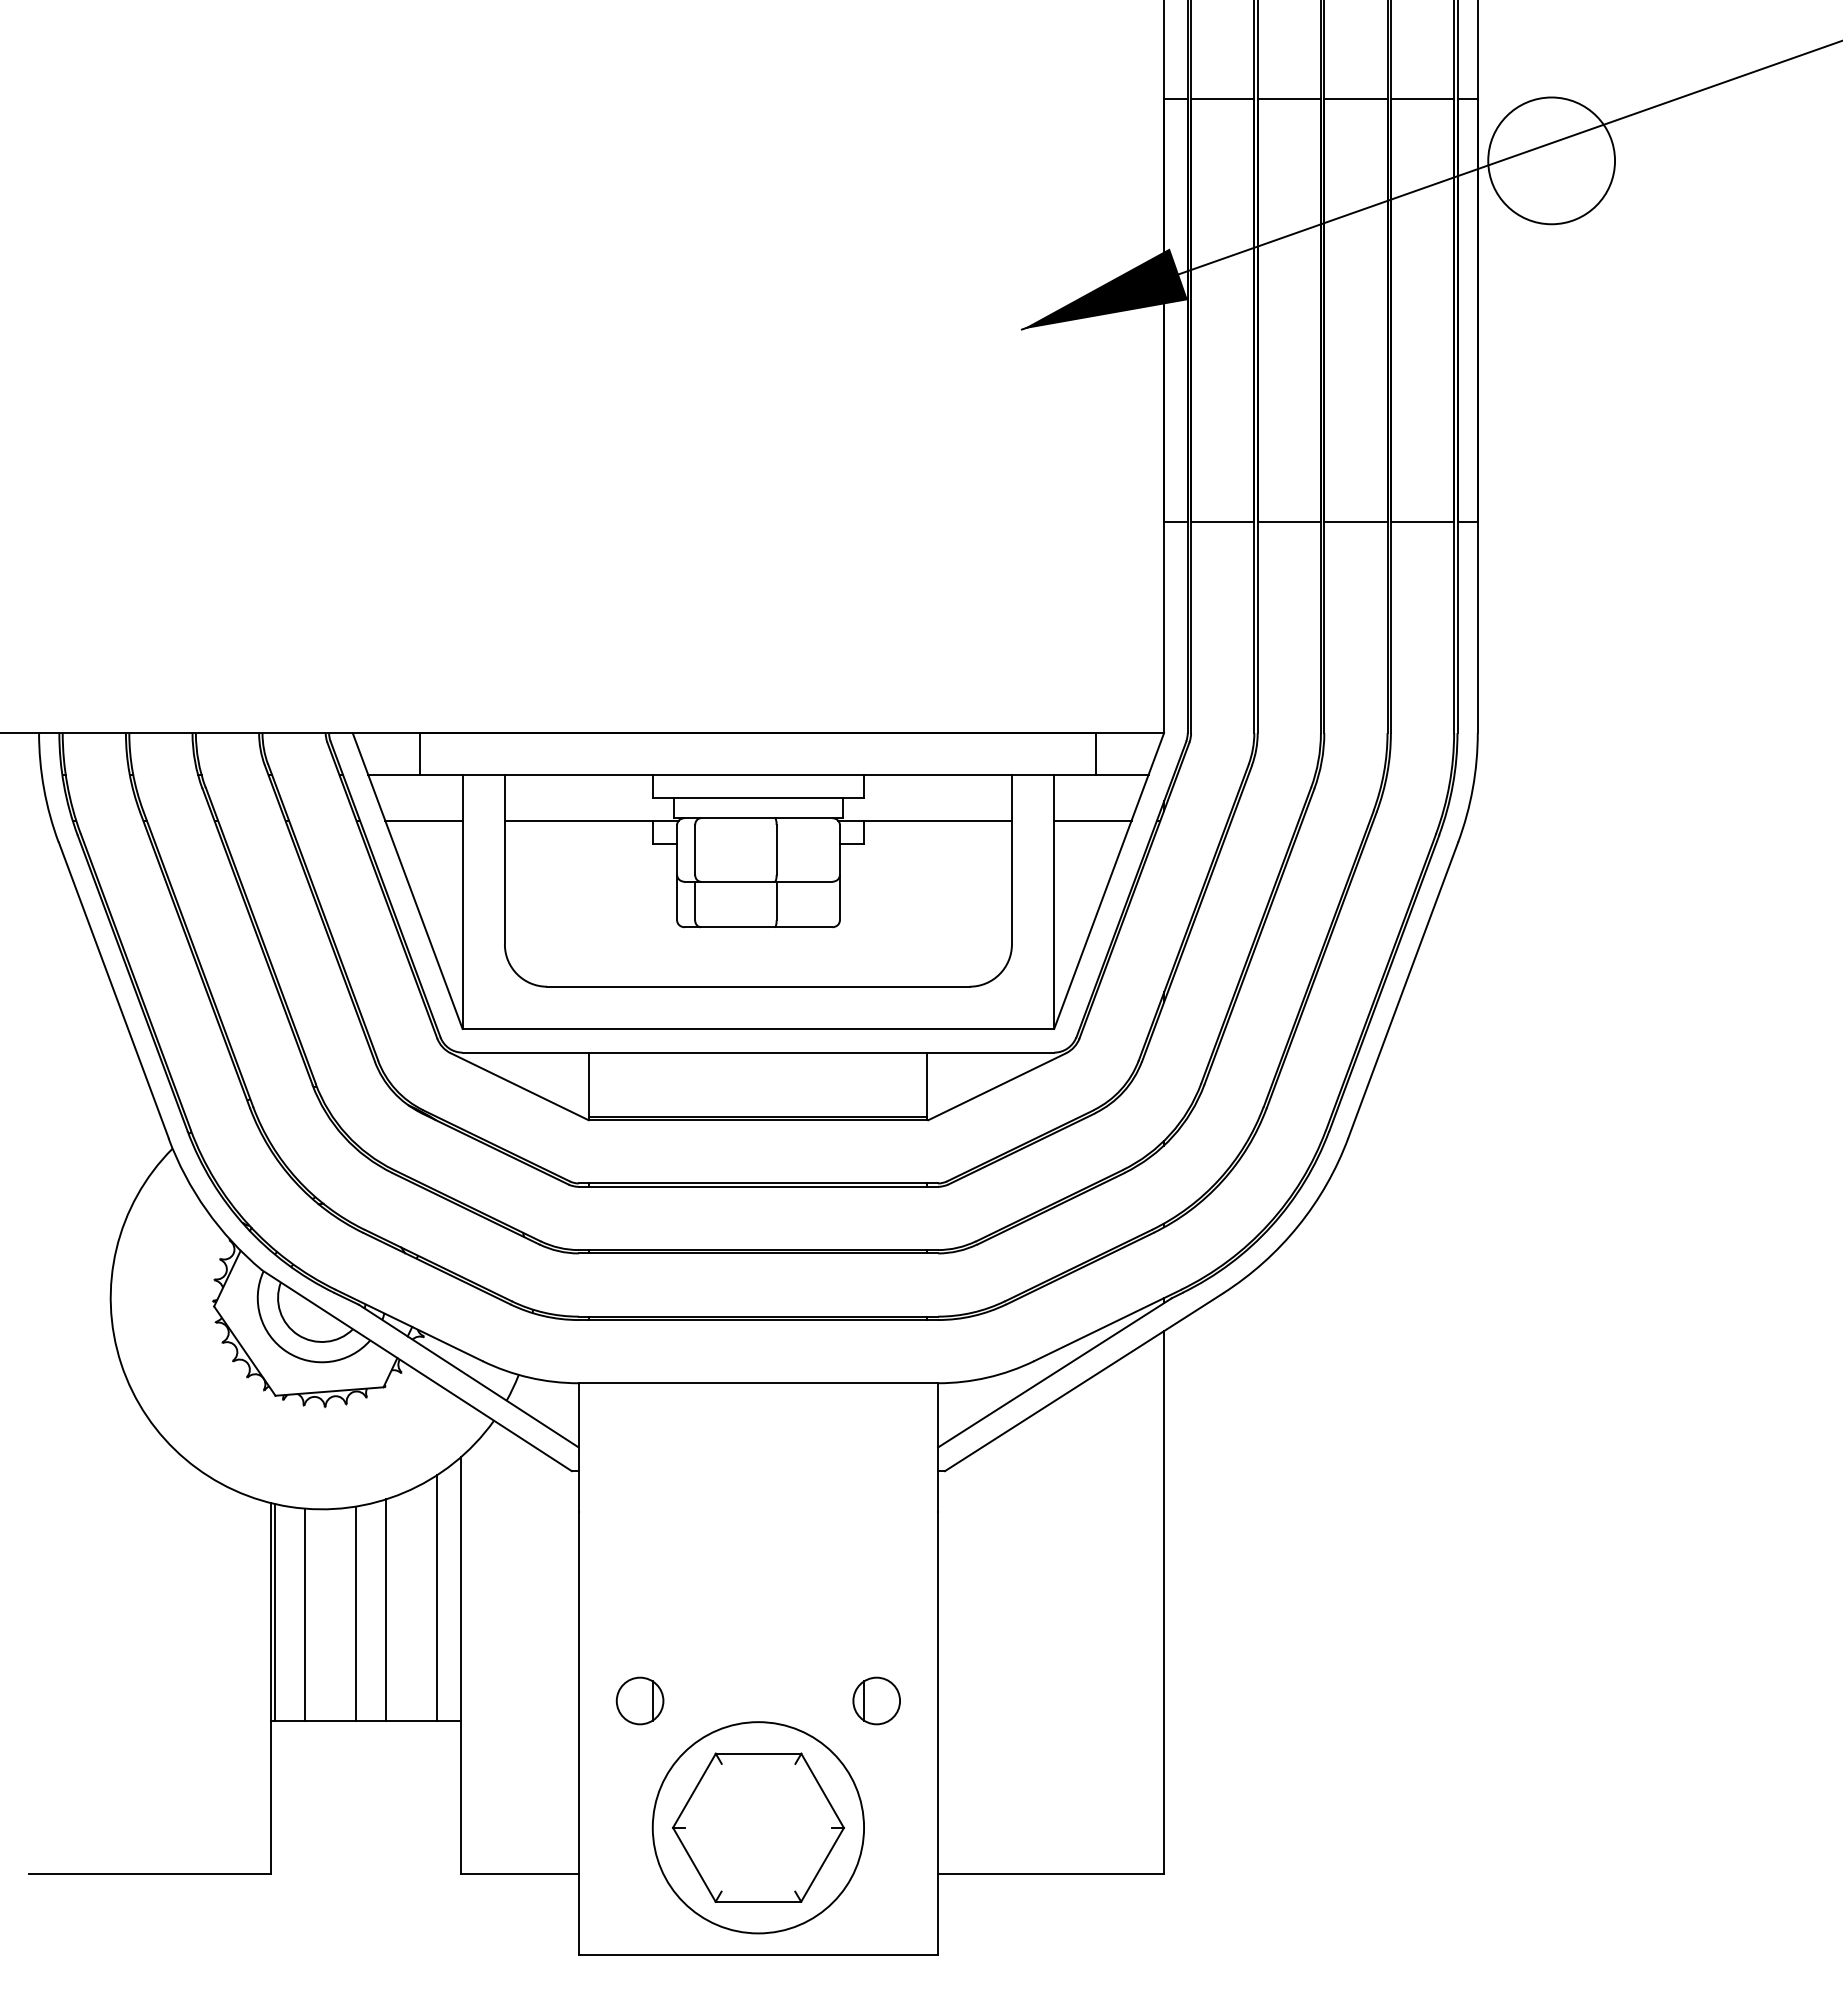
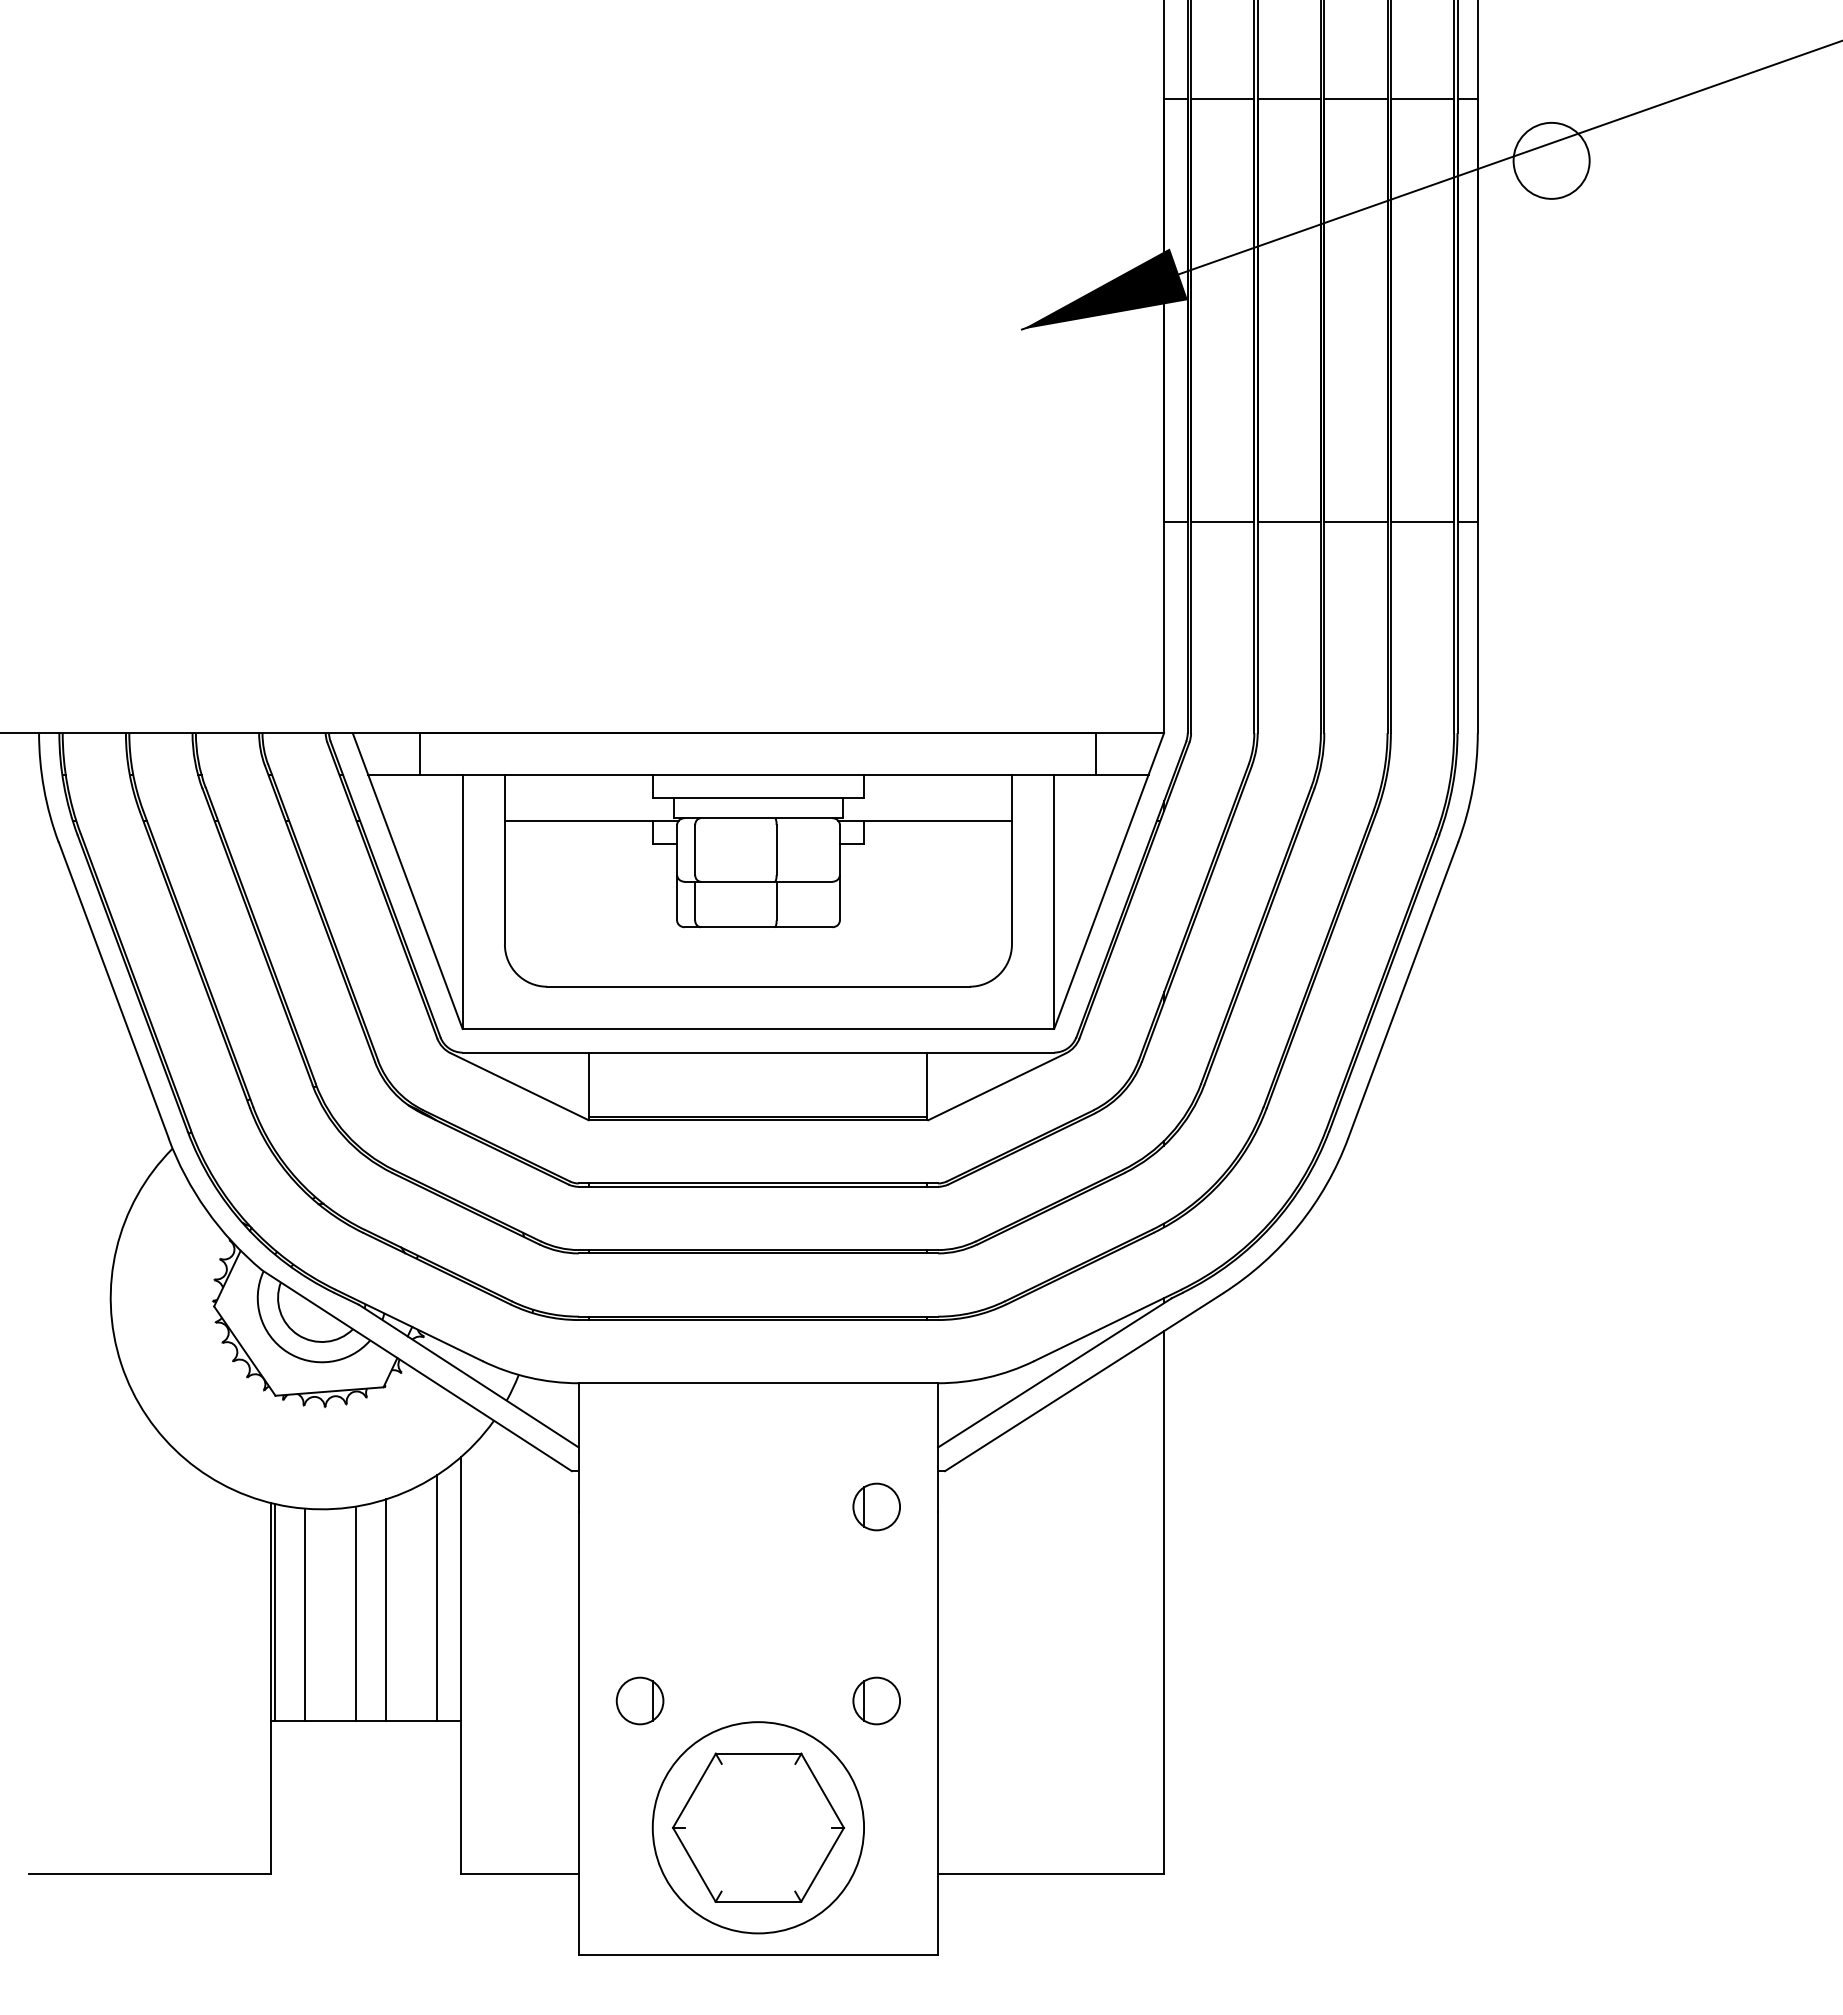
circle diameter: 127 px -> 76 px (1551, 160)
line: present -> none (423, 820)
line: present -> none (1092, 820)
part: none -> present (876, 1506)
